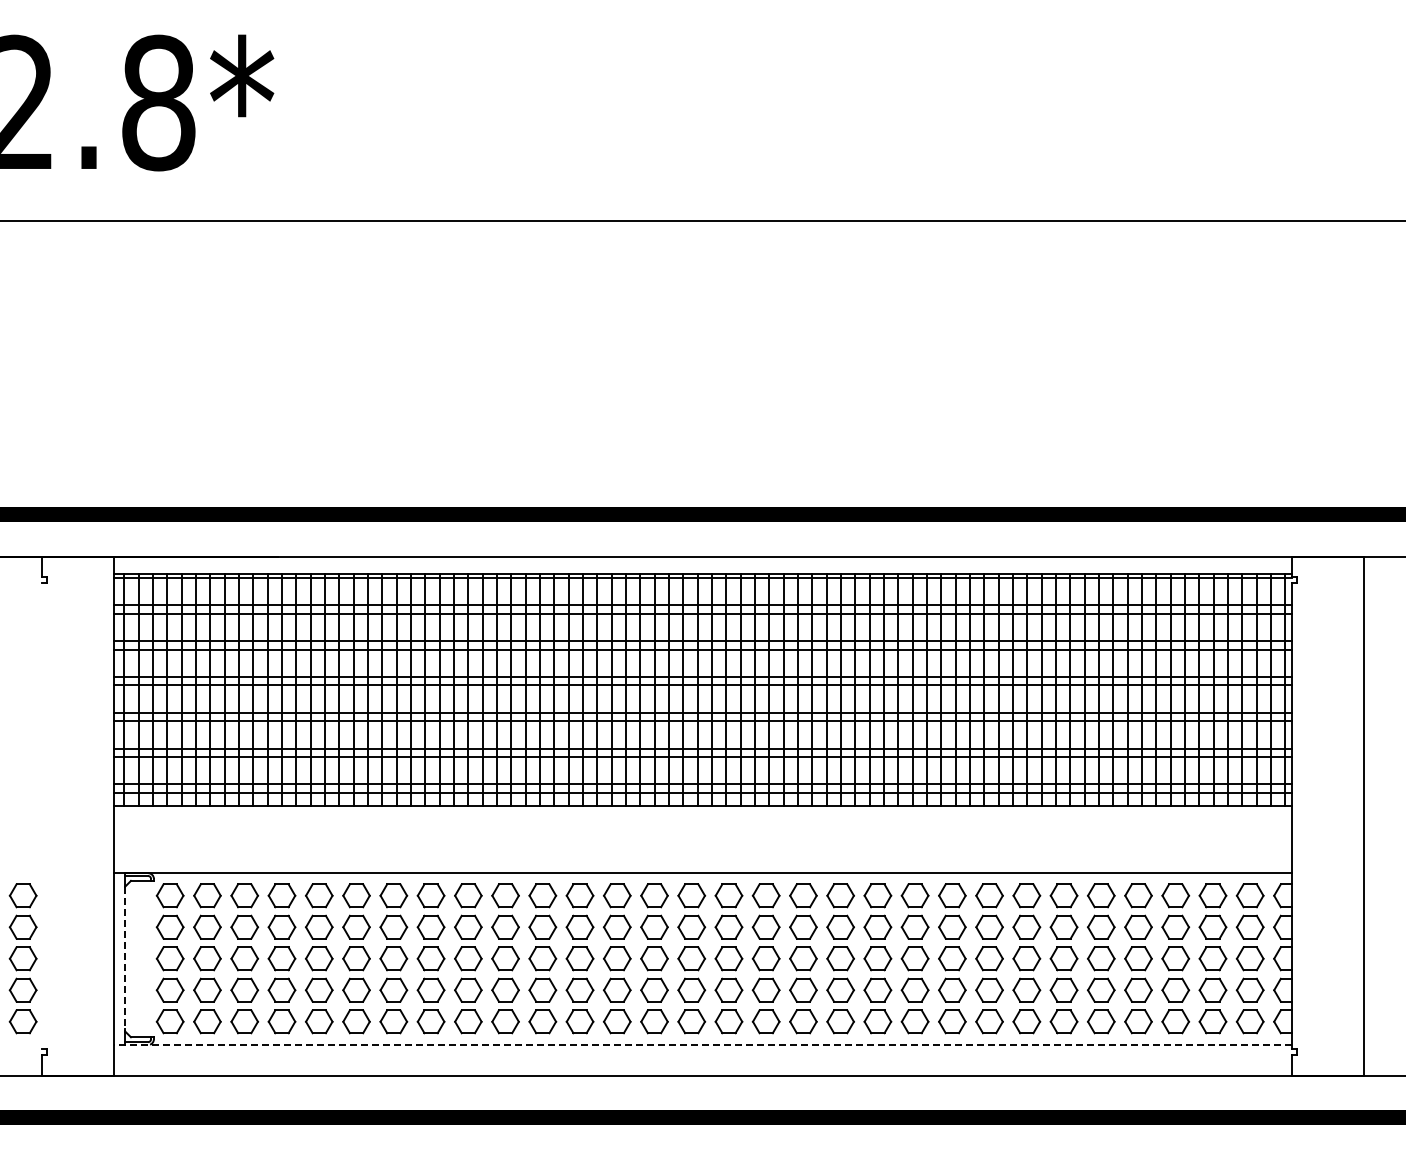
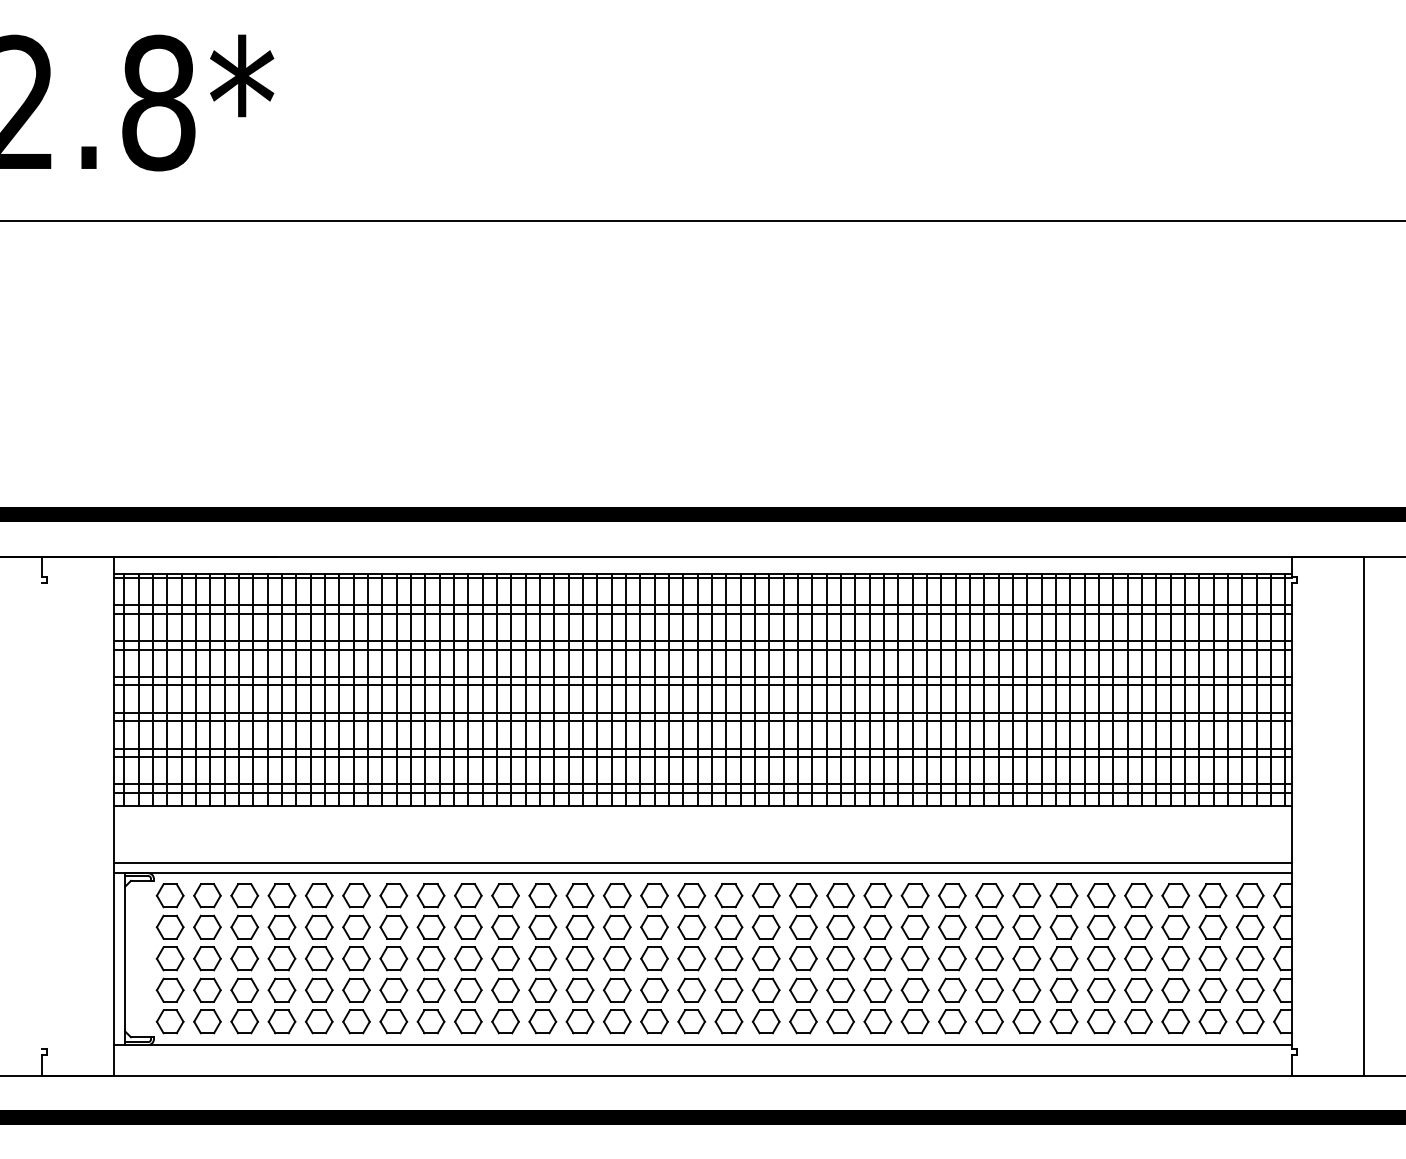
line: none -> present (702, 863)
part: present -> none (22, 958)
line: dashed -> solid (125, 959)
line: dashed -> solid (702, 1044)
